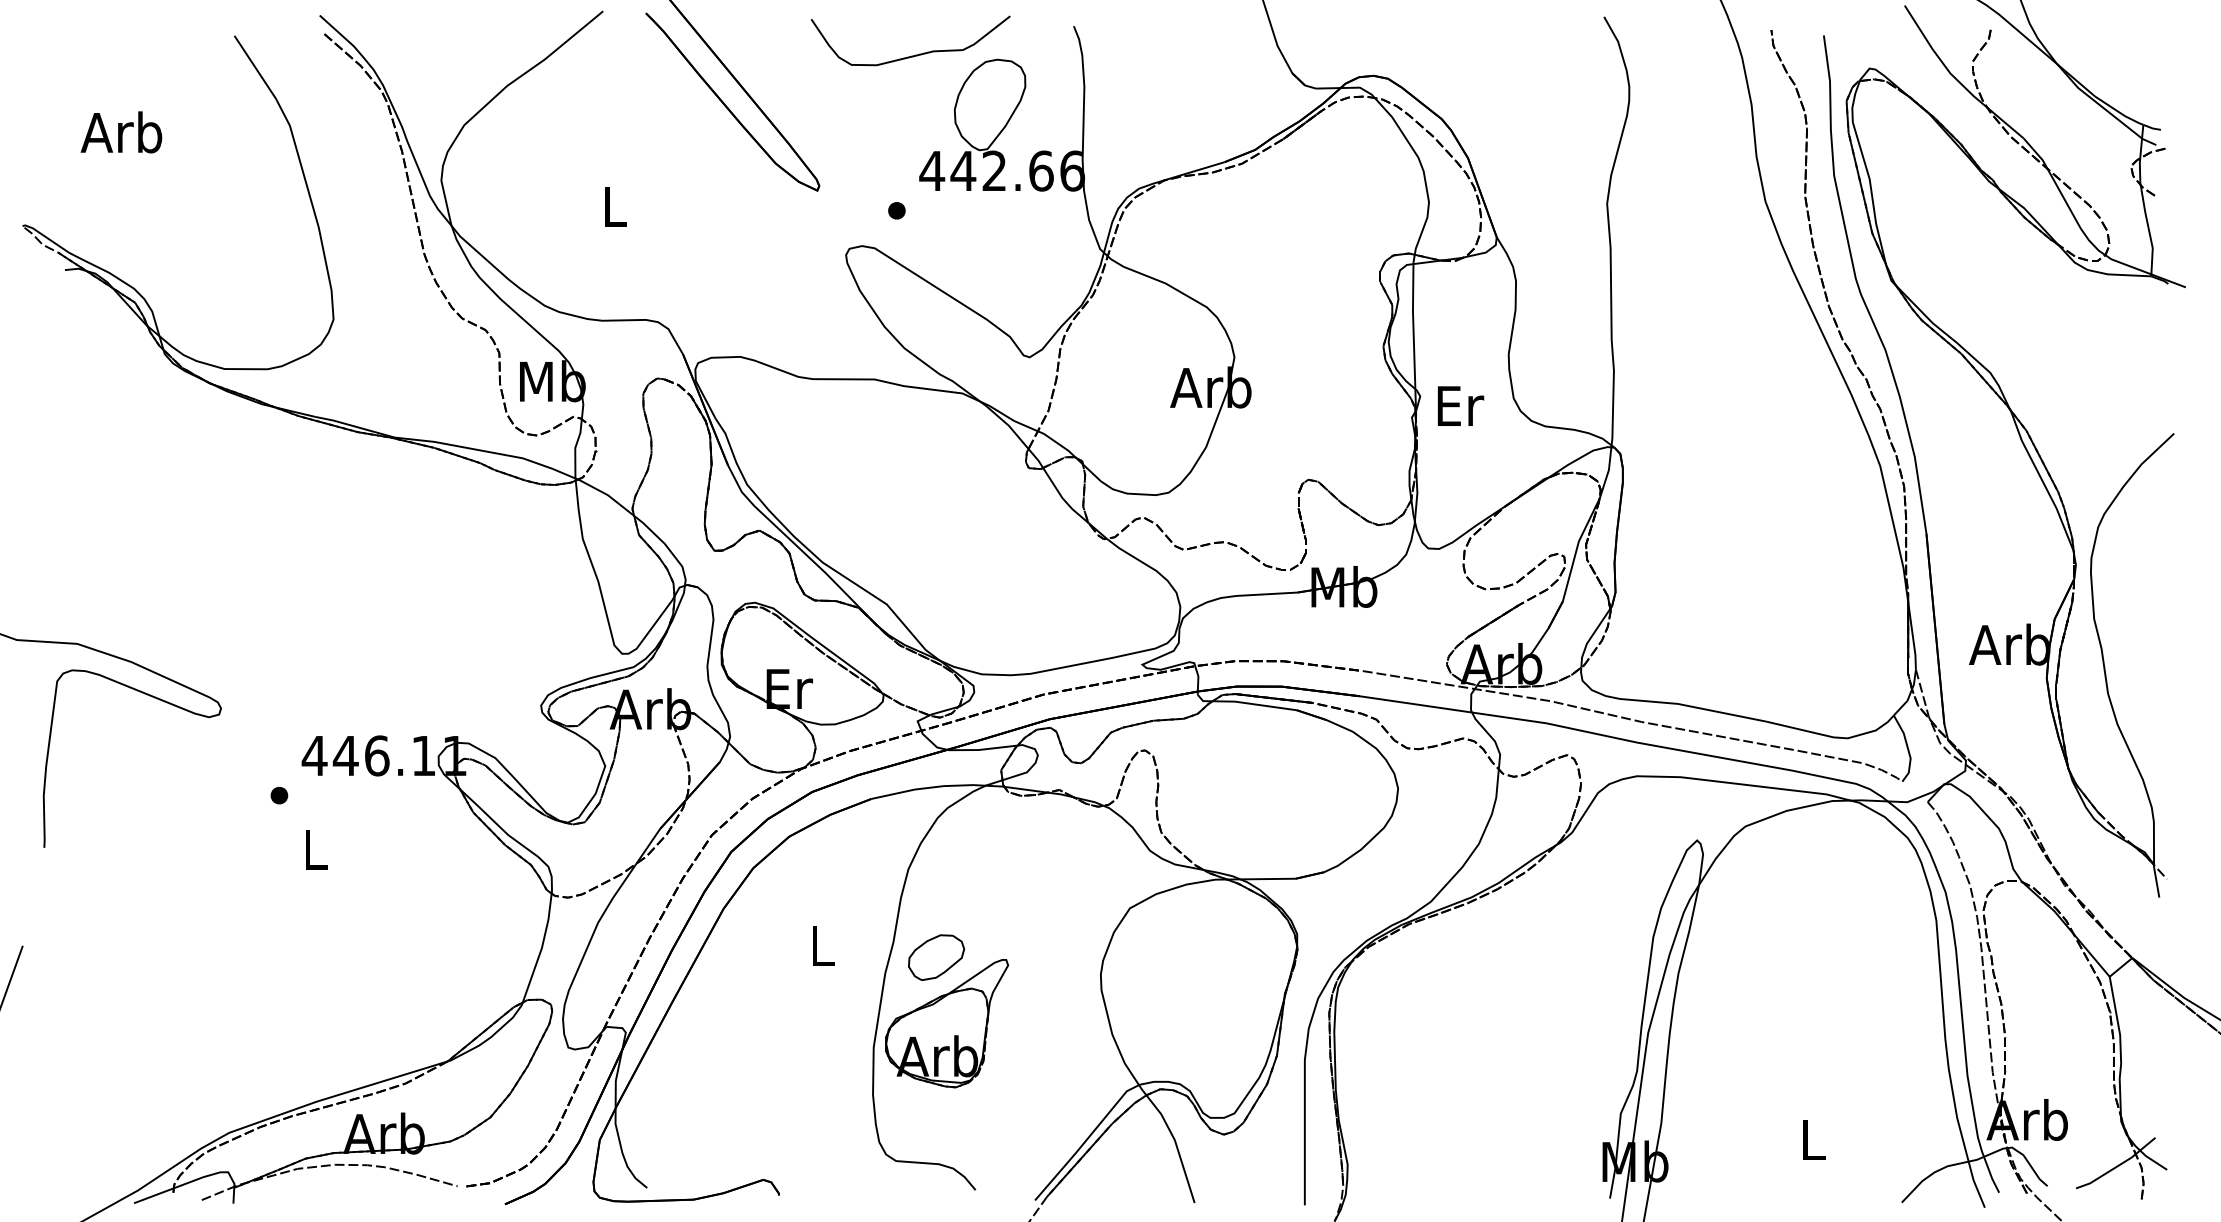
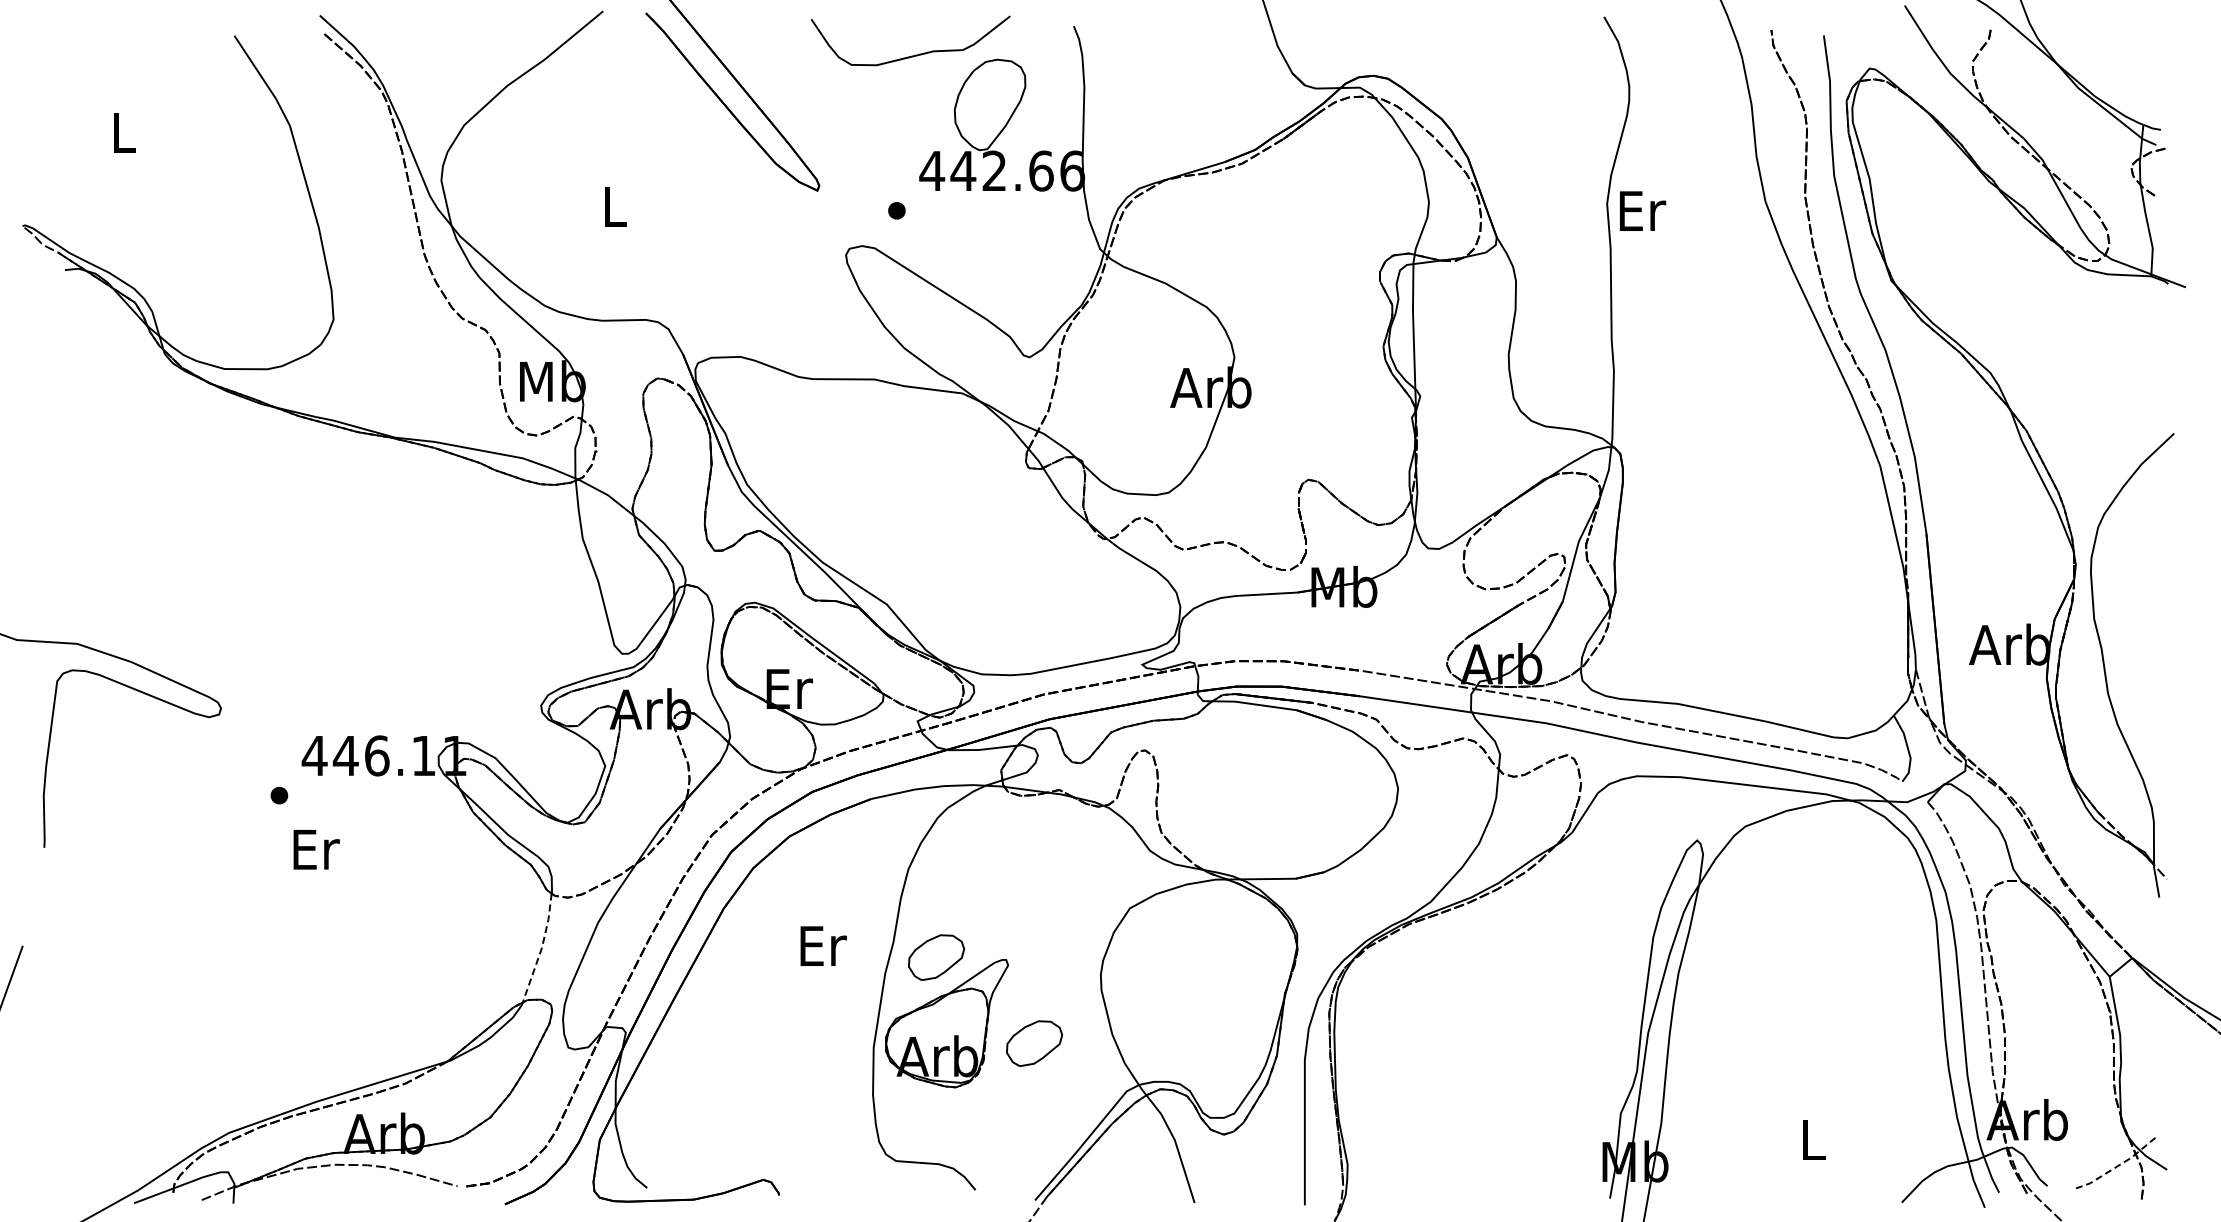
text: Arb -> L (121, 132)
text position: (1461, 405) -> (1643, 210) (1643, 210)
text: L -> Er (316, 849)
text: L -> Er (823, 945)
line: solid -> dashed (541, 948)
part: none -> present (1034, 1043)
line: solid -> dashed (2117, 1166)
